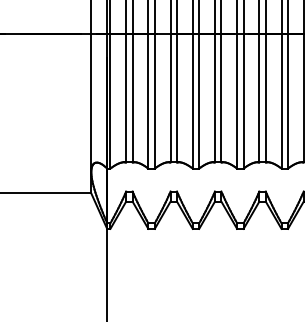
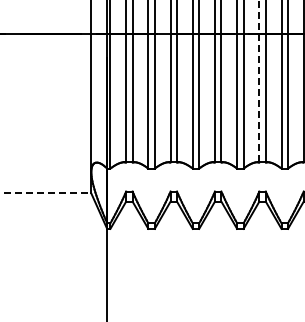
line: solid -> dashed (259, 81)
line: solid -> dashed (46, 193)
